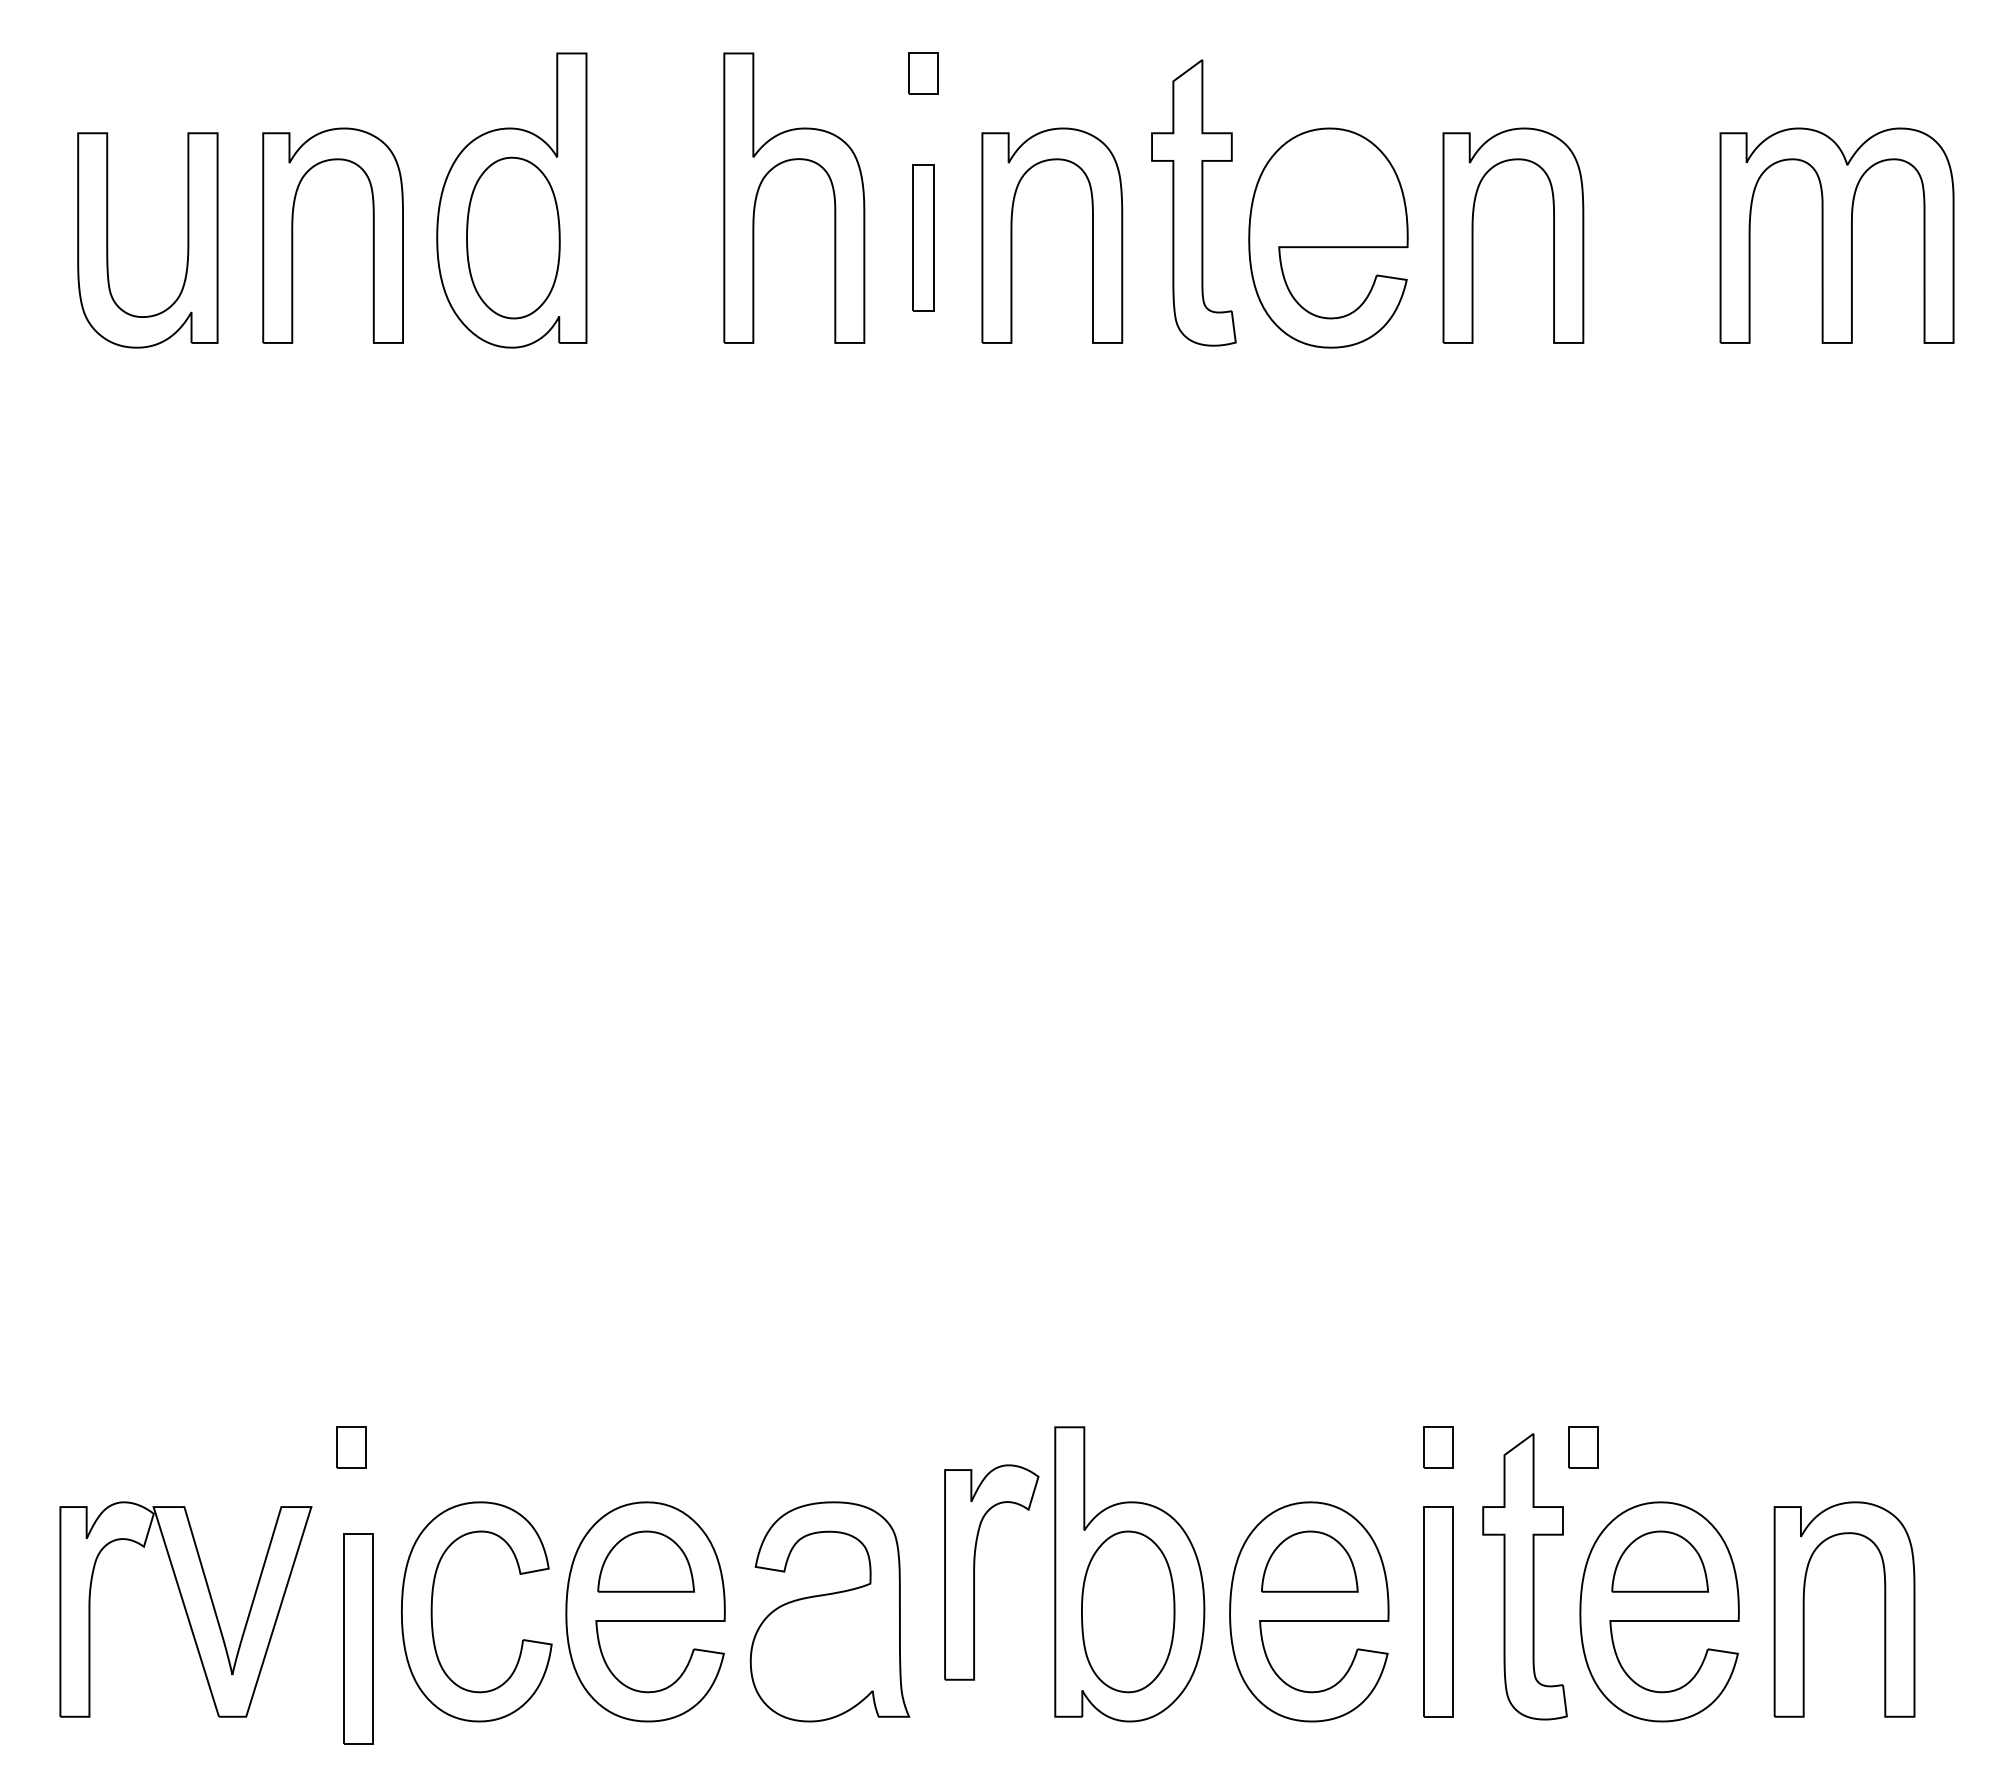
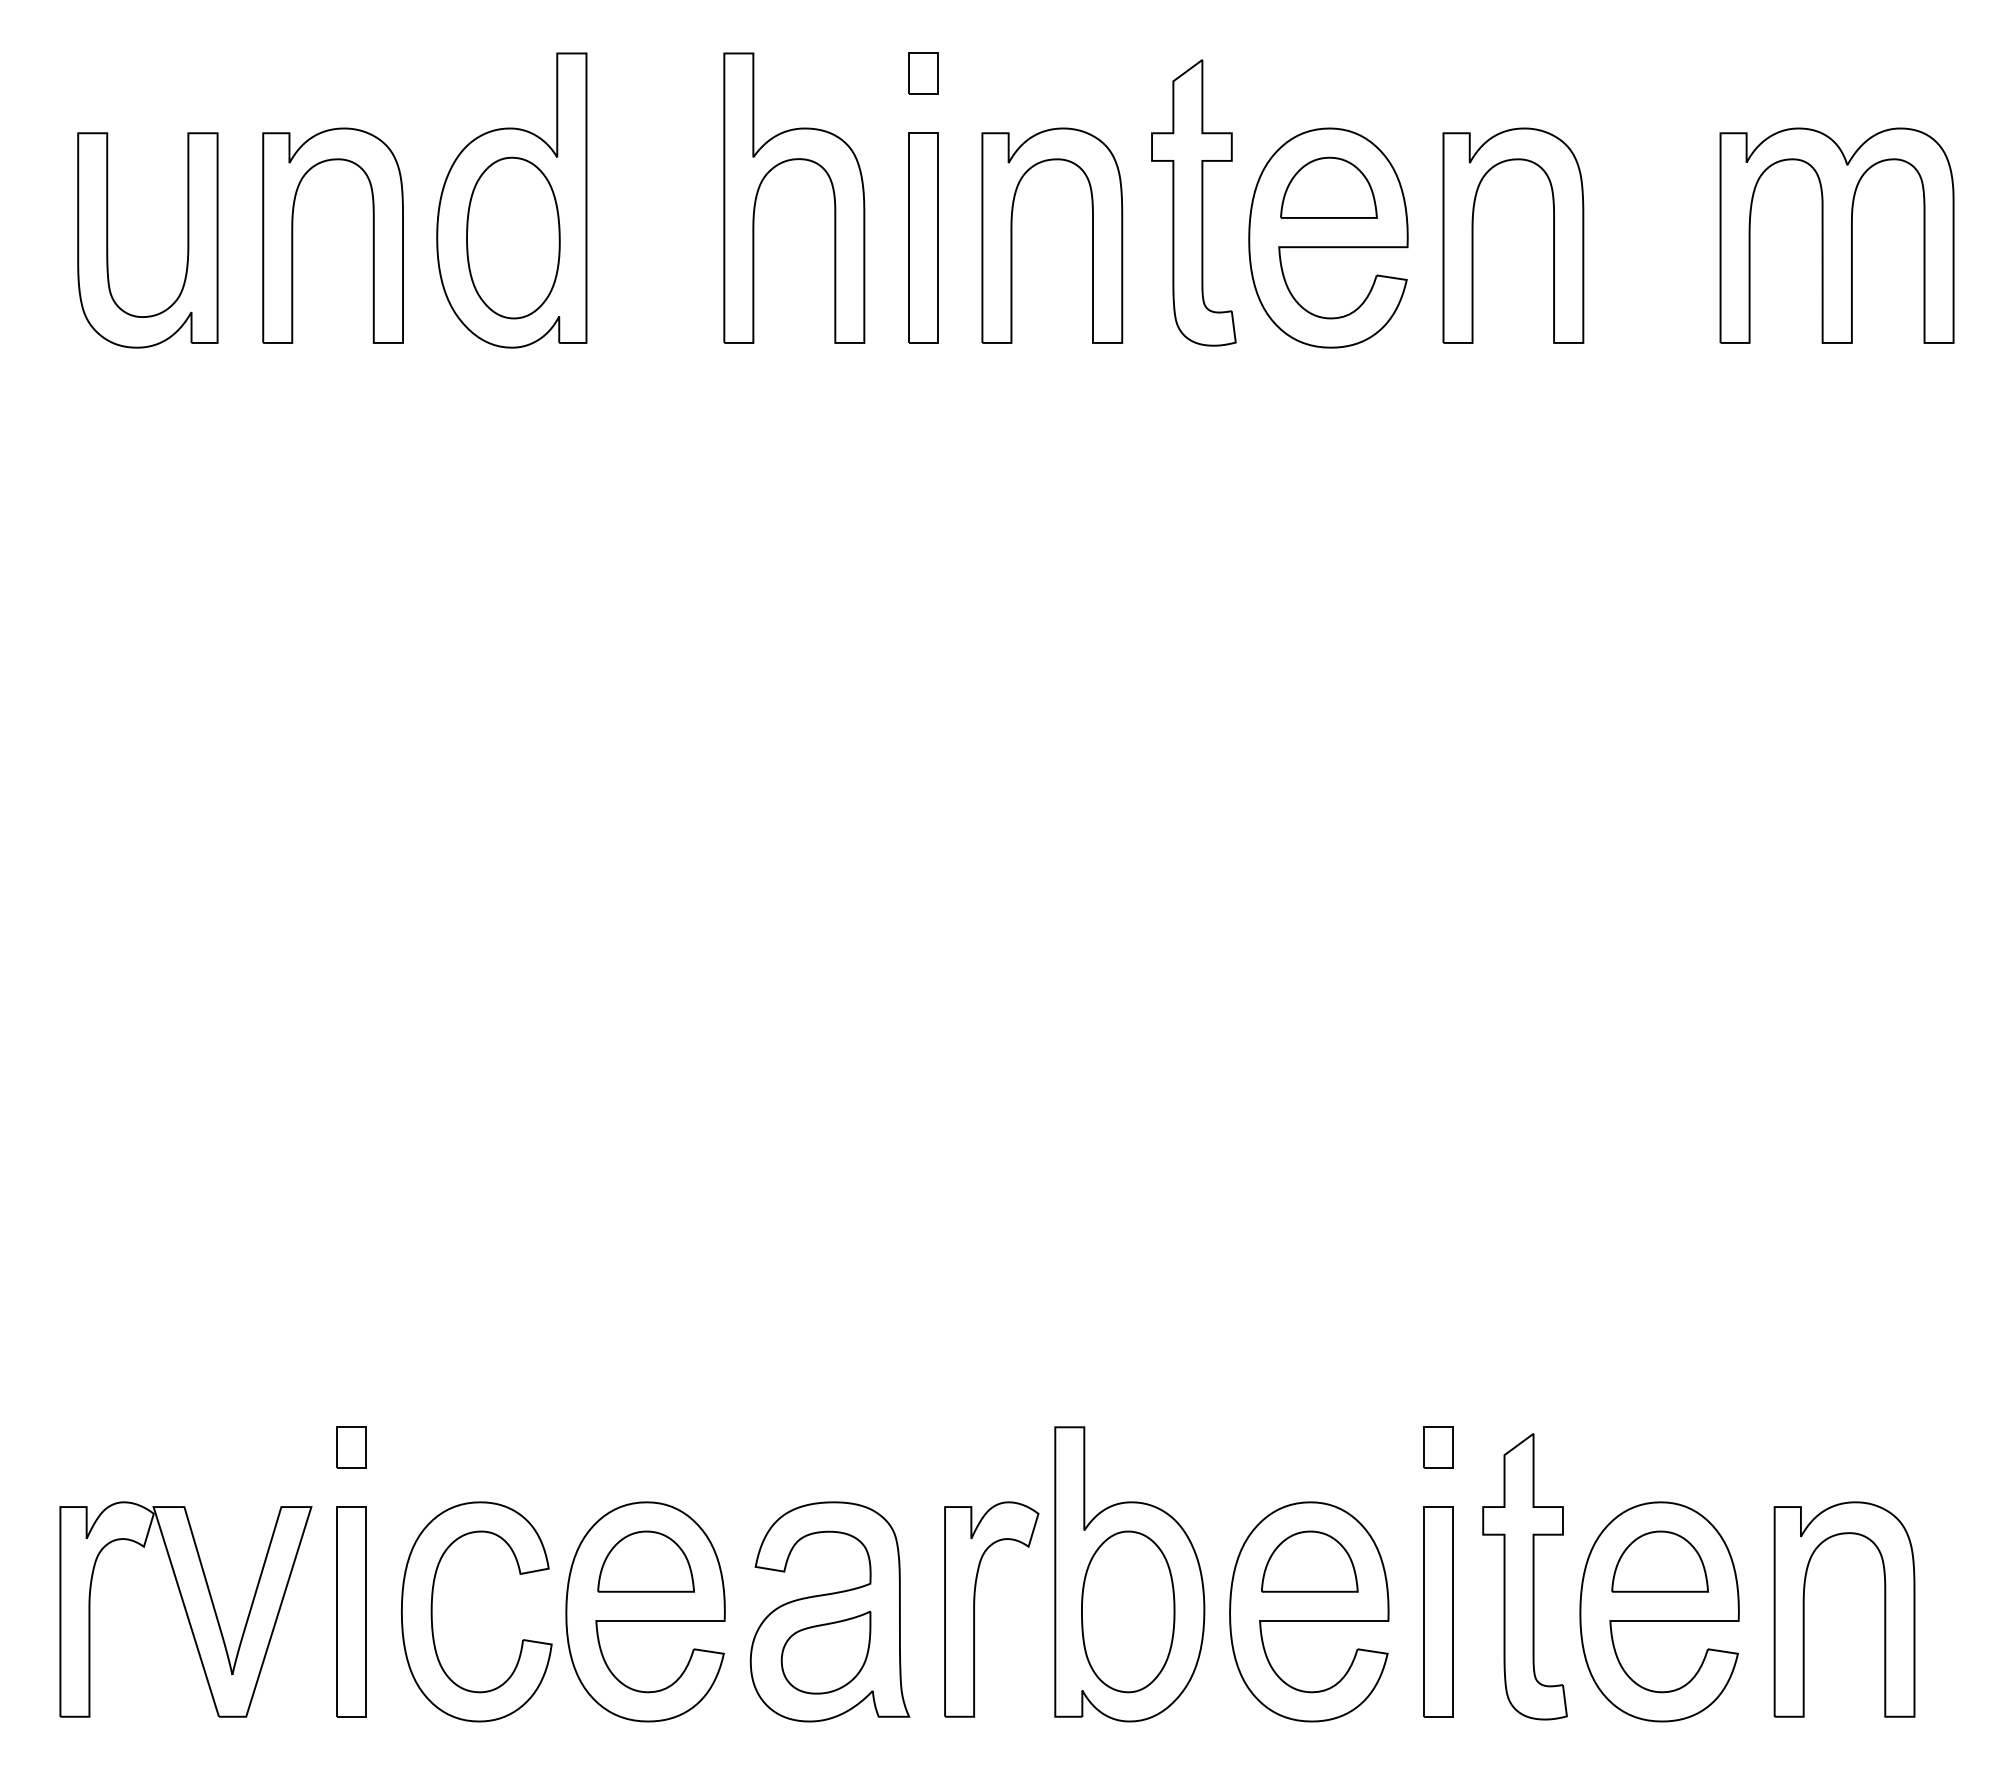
part: none -> present (1328, 187)
part size: 23x148 px -> 31x212 px (923, 237)
part: present -> none (1583, 1447)
part position: (974, 1572) -> (974, 1609) (974, 1609)
part position: (358, 1638) -> (351, 1611) (351, 1611)
part: none -> present (825, 1652)
